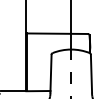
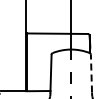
line: solid -> dashed (91, 73)
